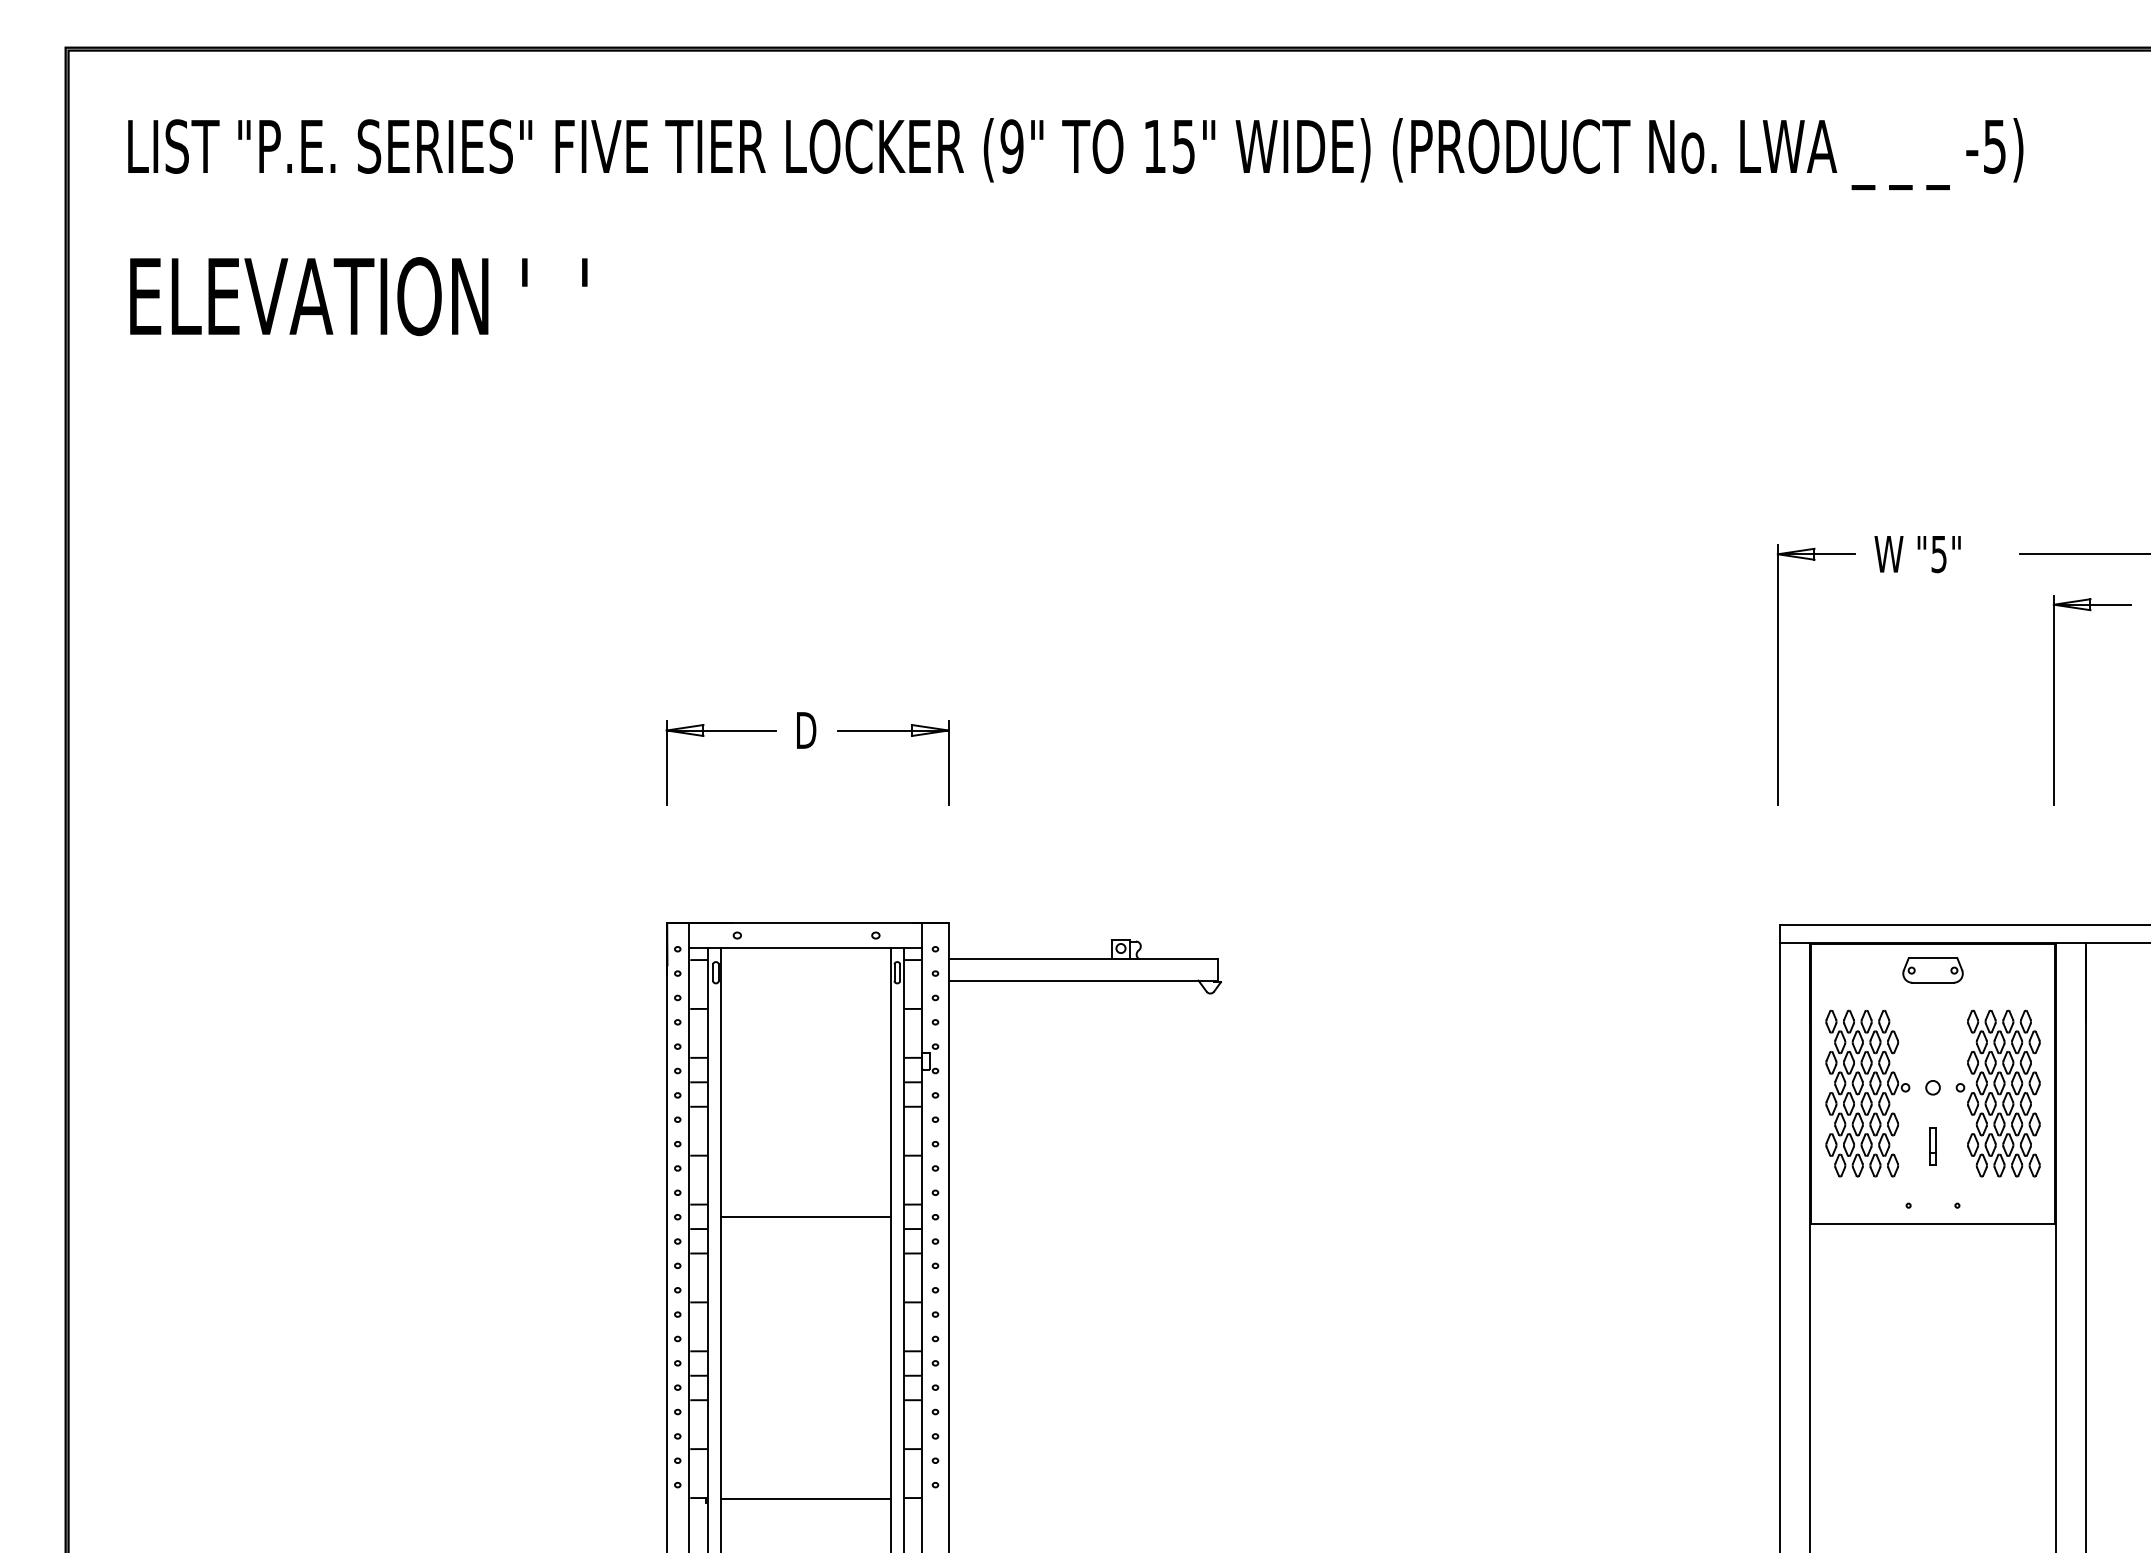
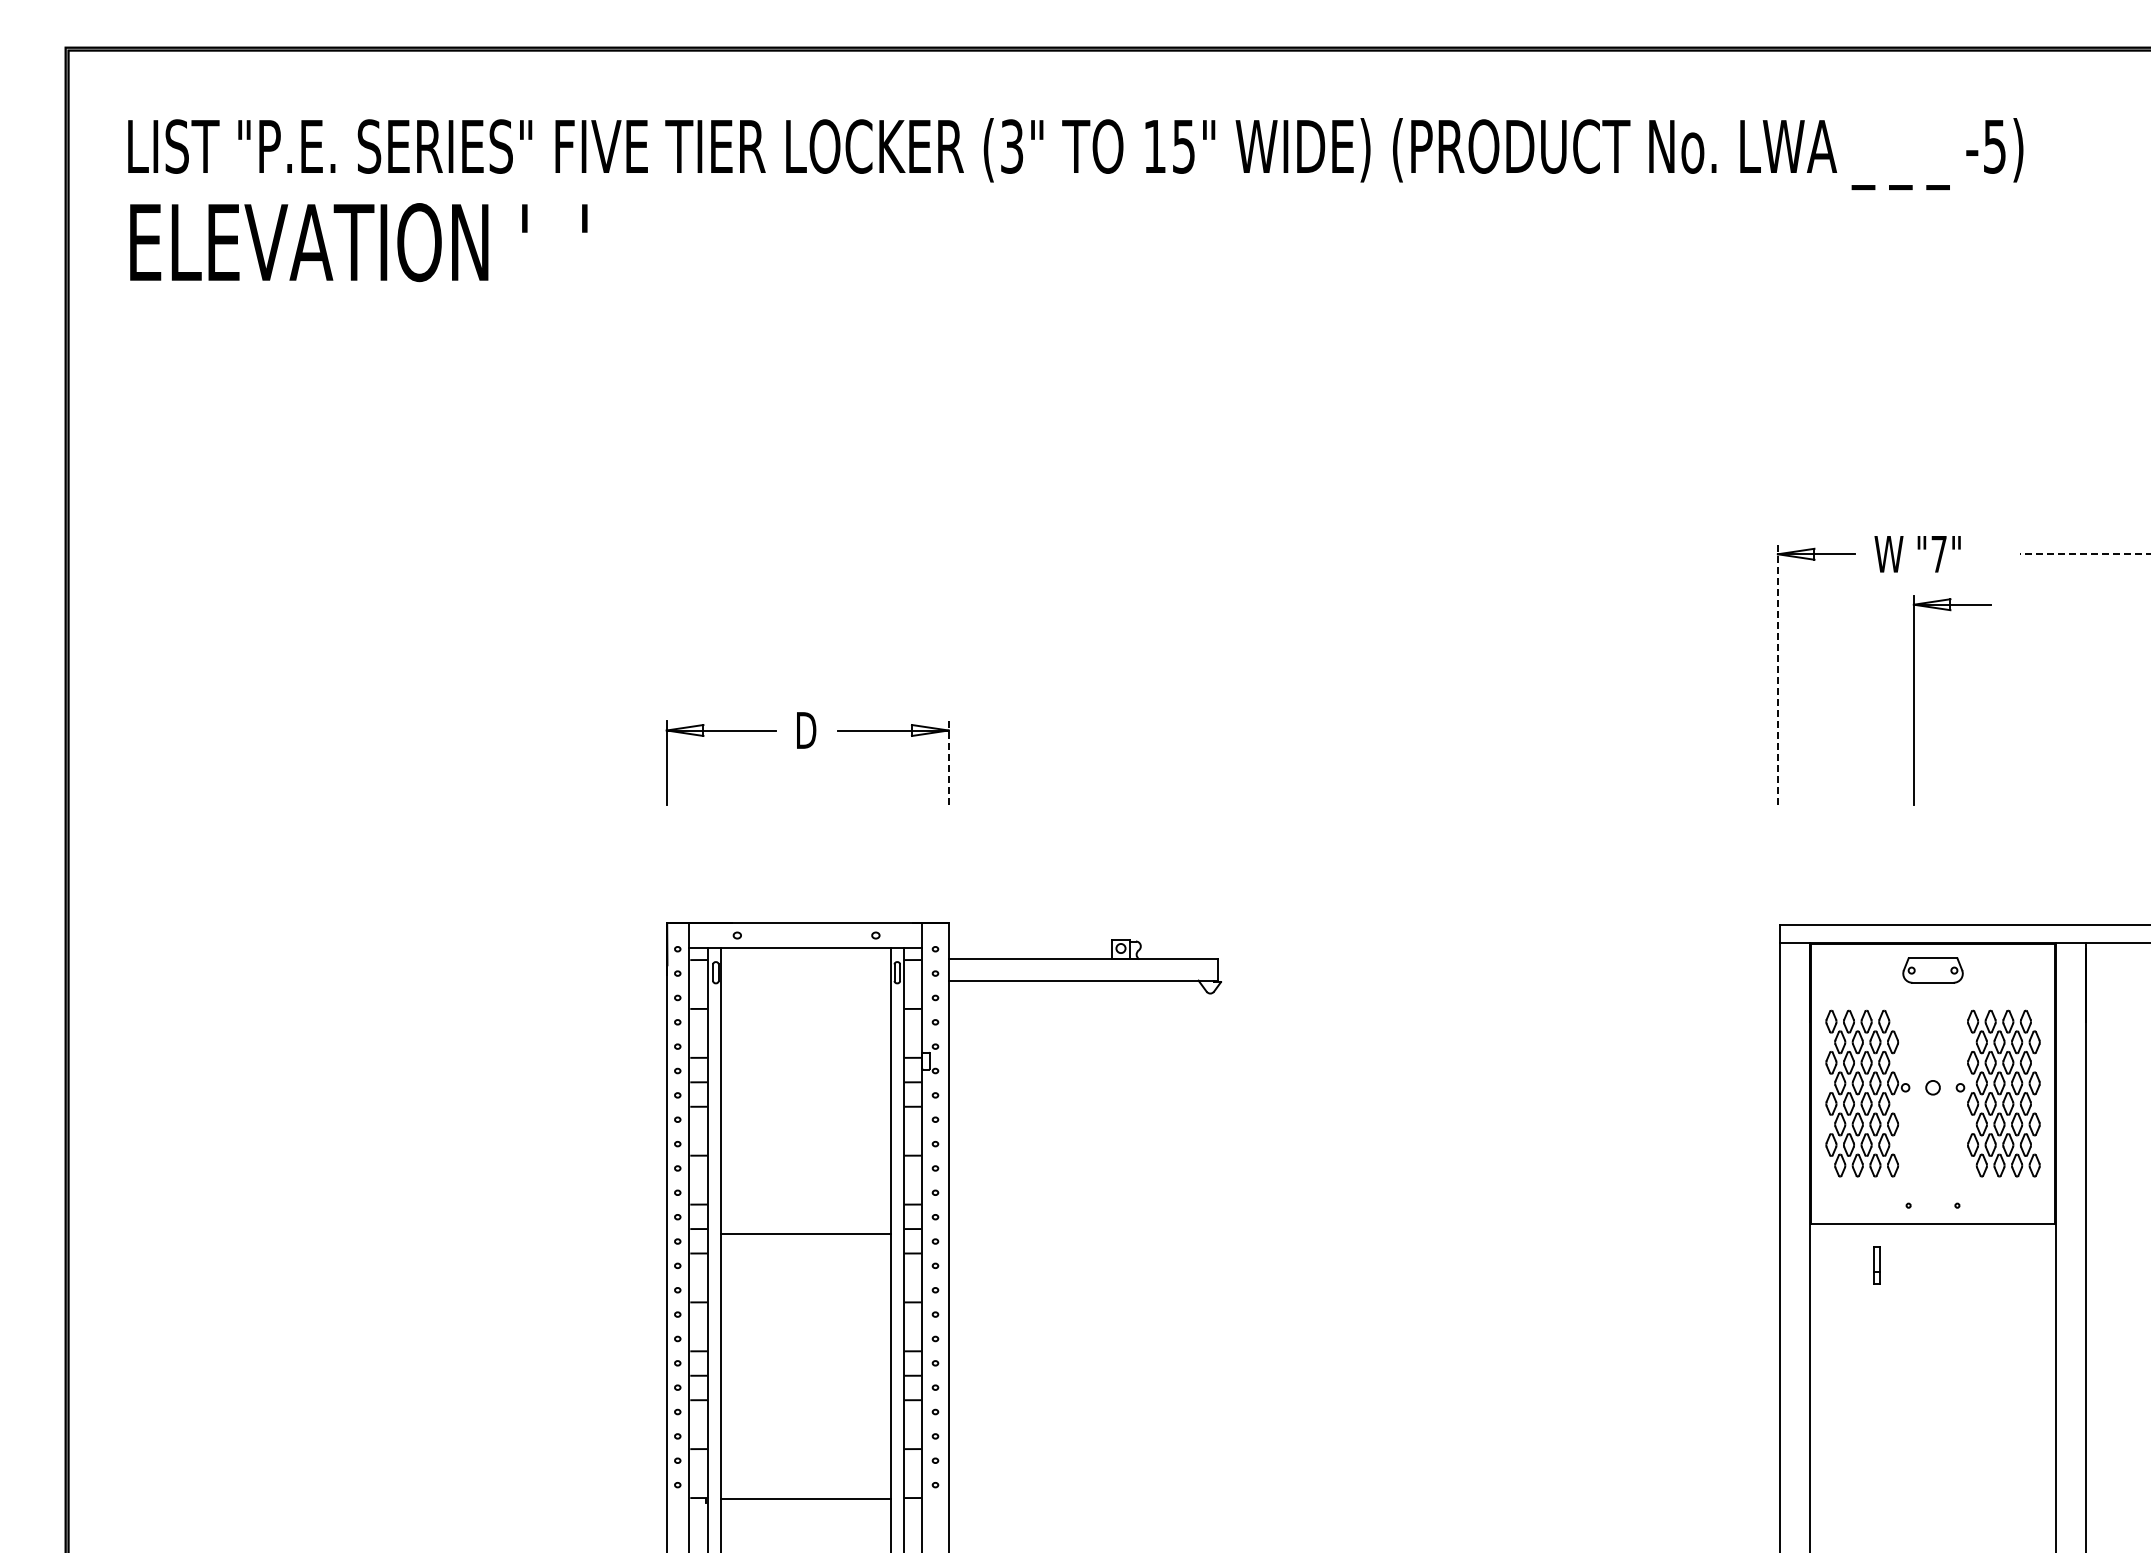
text: (9" -> (3" (1011, 146)
text position: (358, 296) -> (358, 242) (358, 242)
text: "5" -> "7" (1938, 554)
line: solid -> dashed (2084, 554)
line: solid -> dashed (1777, 674)
part position: (2054, 700) -> (1914, 700) (1914, 700)
line: solid -> dashed (948, 762)
part position: (1932, 1146) -> (1876, 1265) (1876, 1265)
line position: (805, 1217) -> (805, 1234) (805, 1234)
